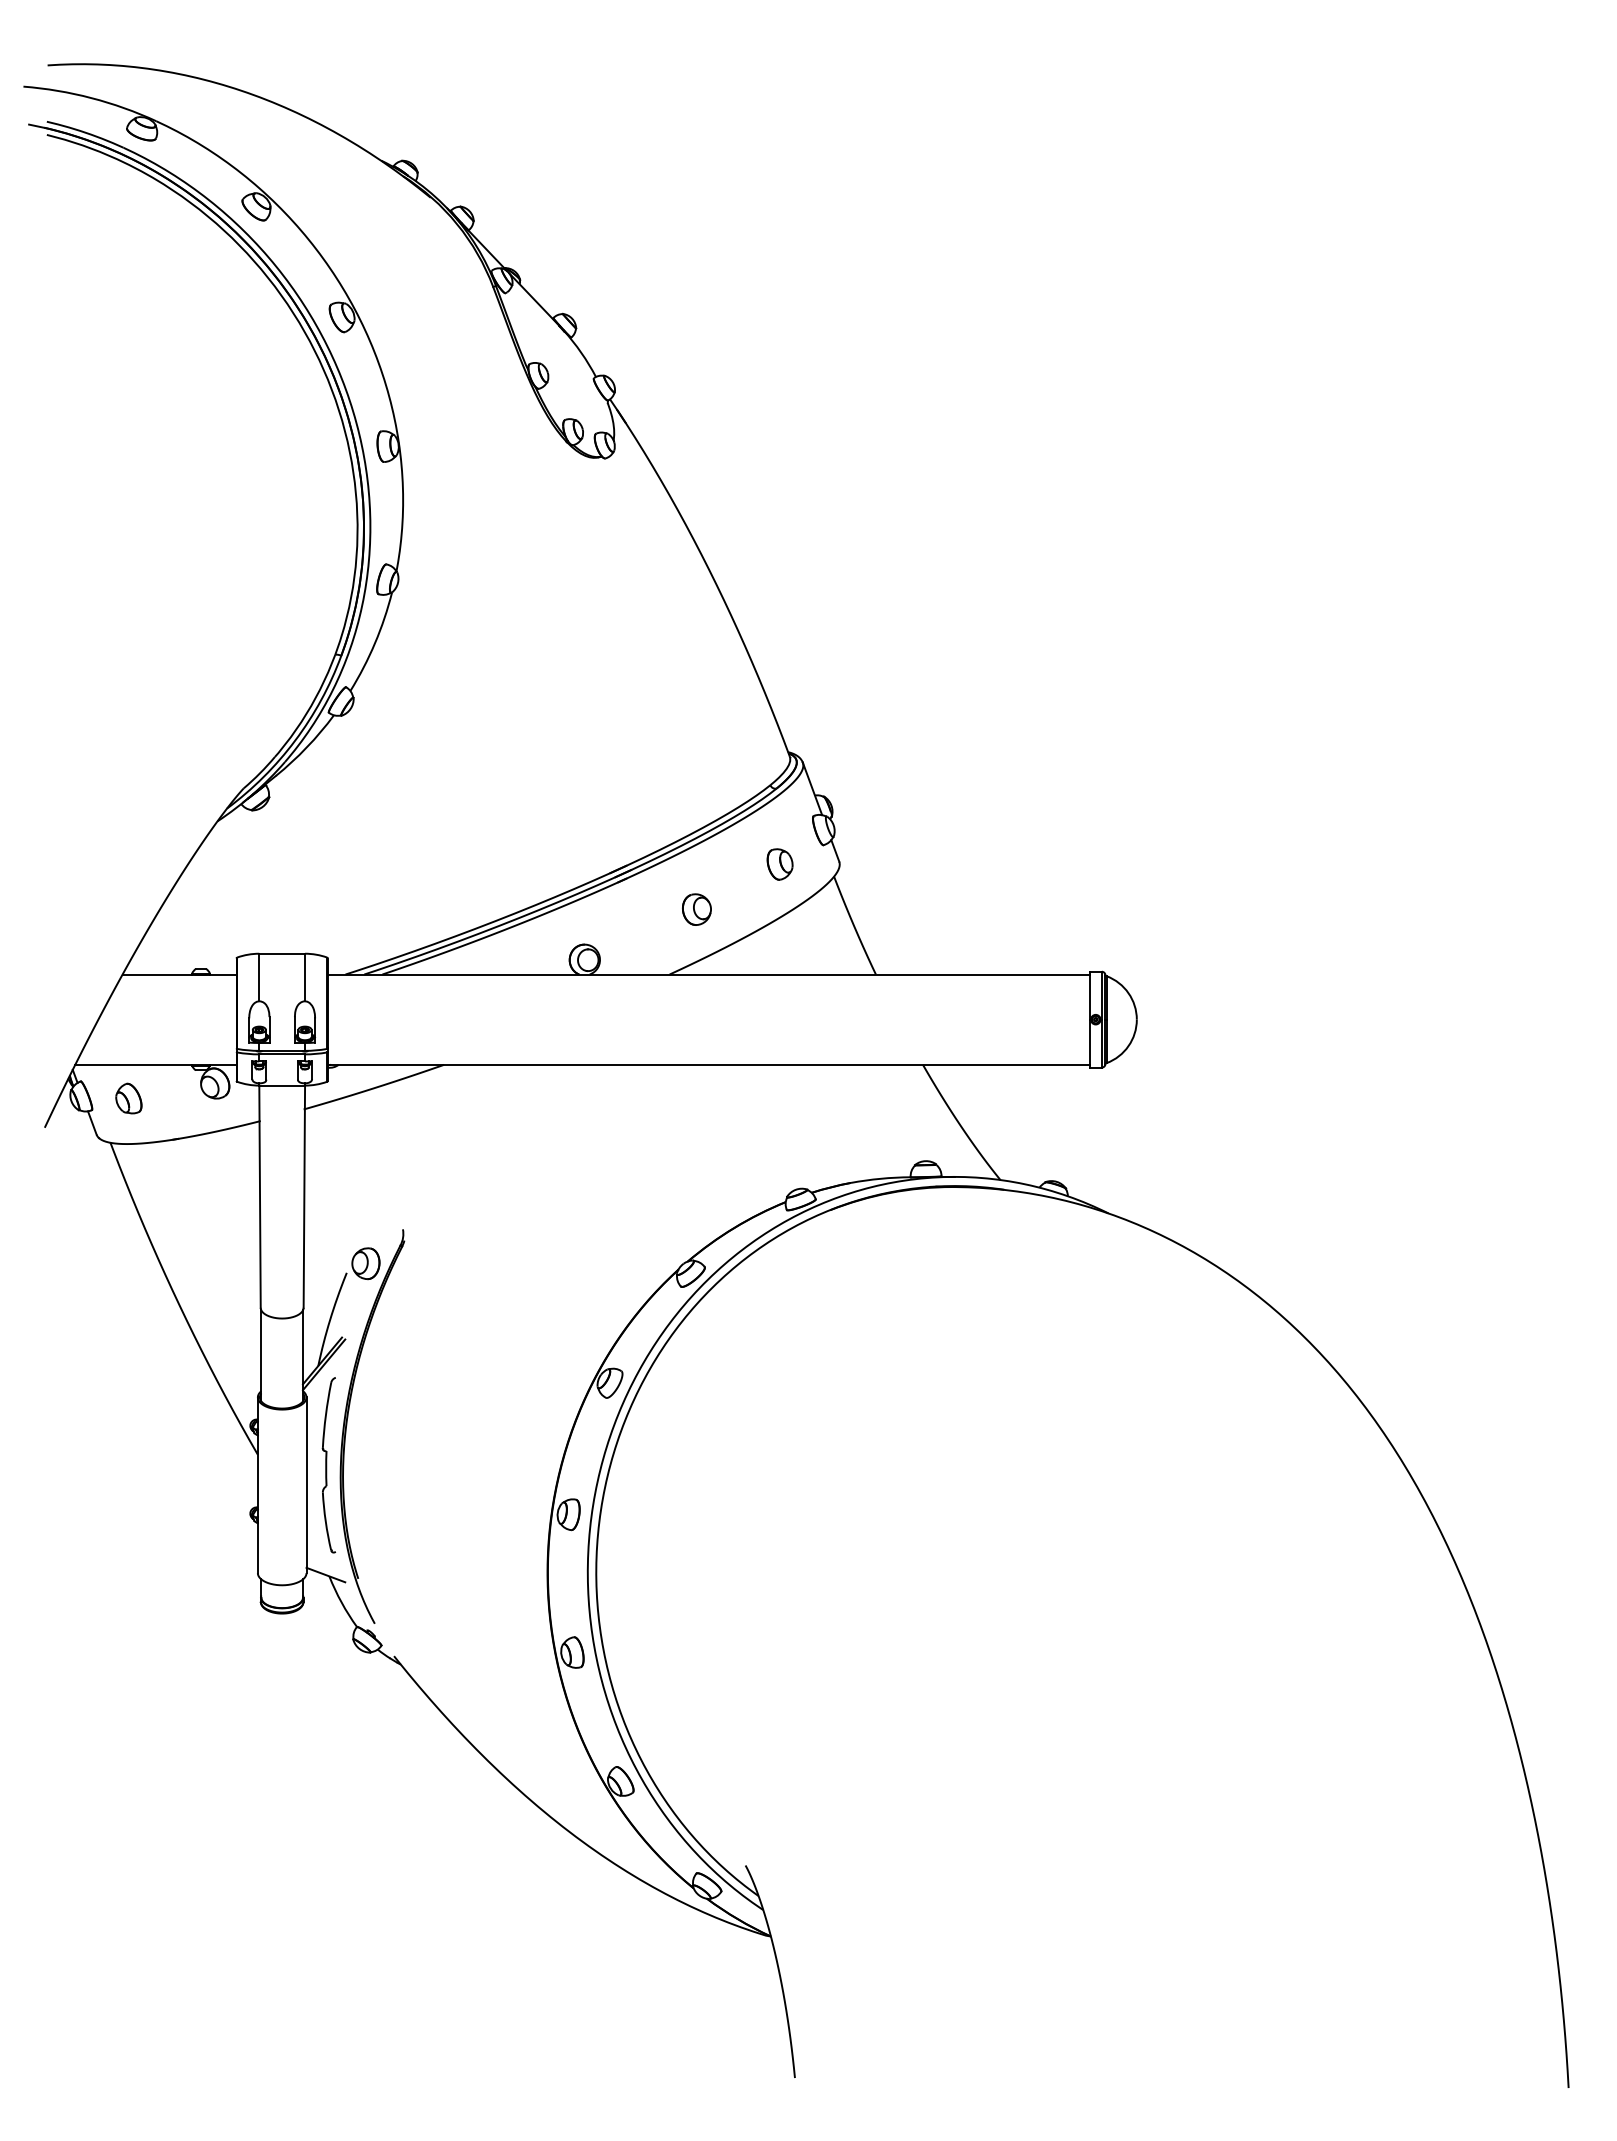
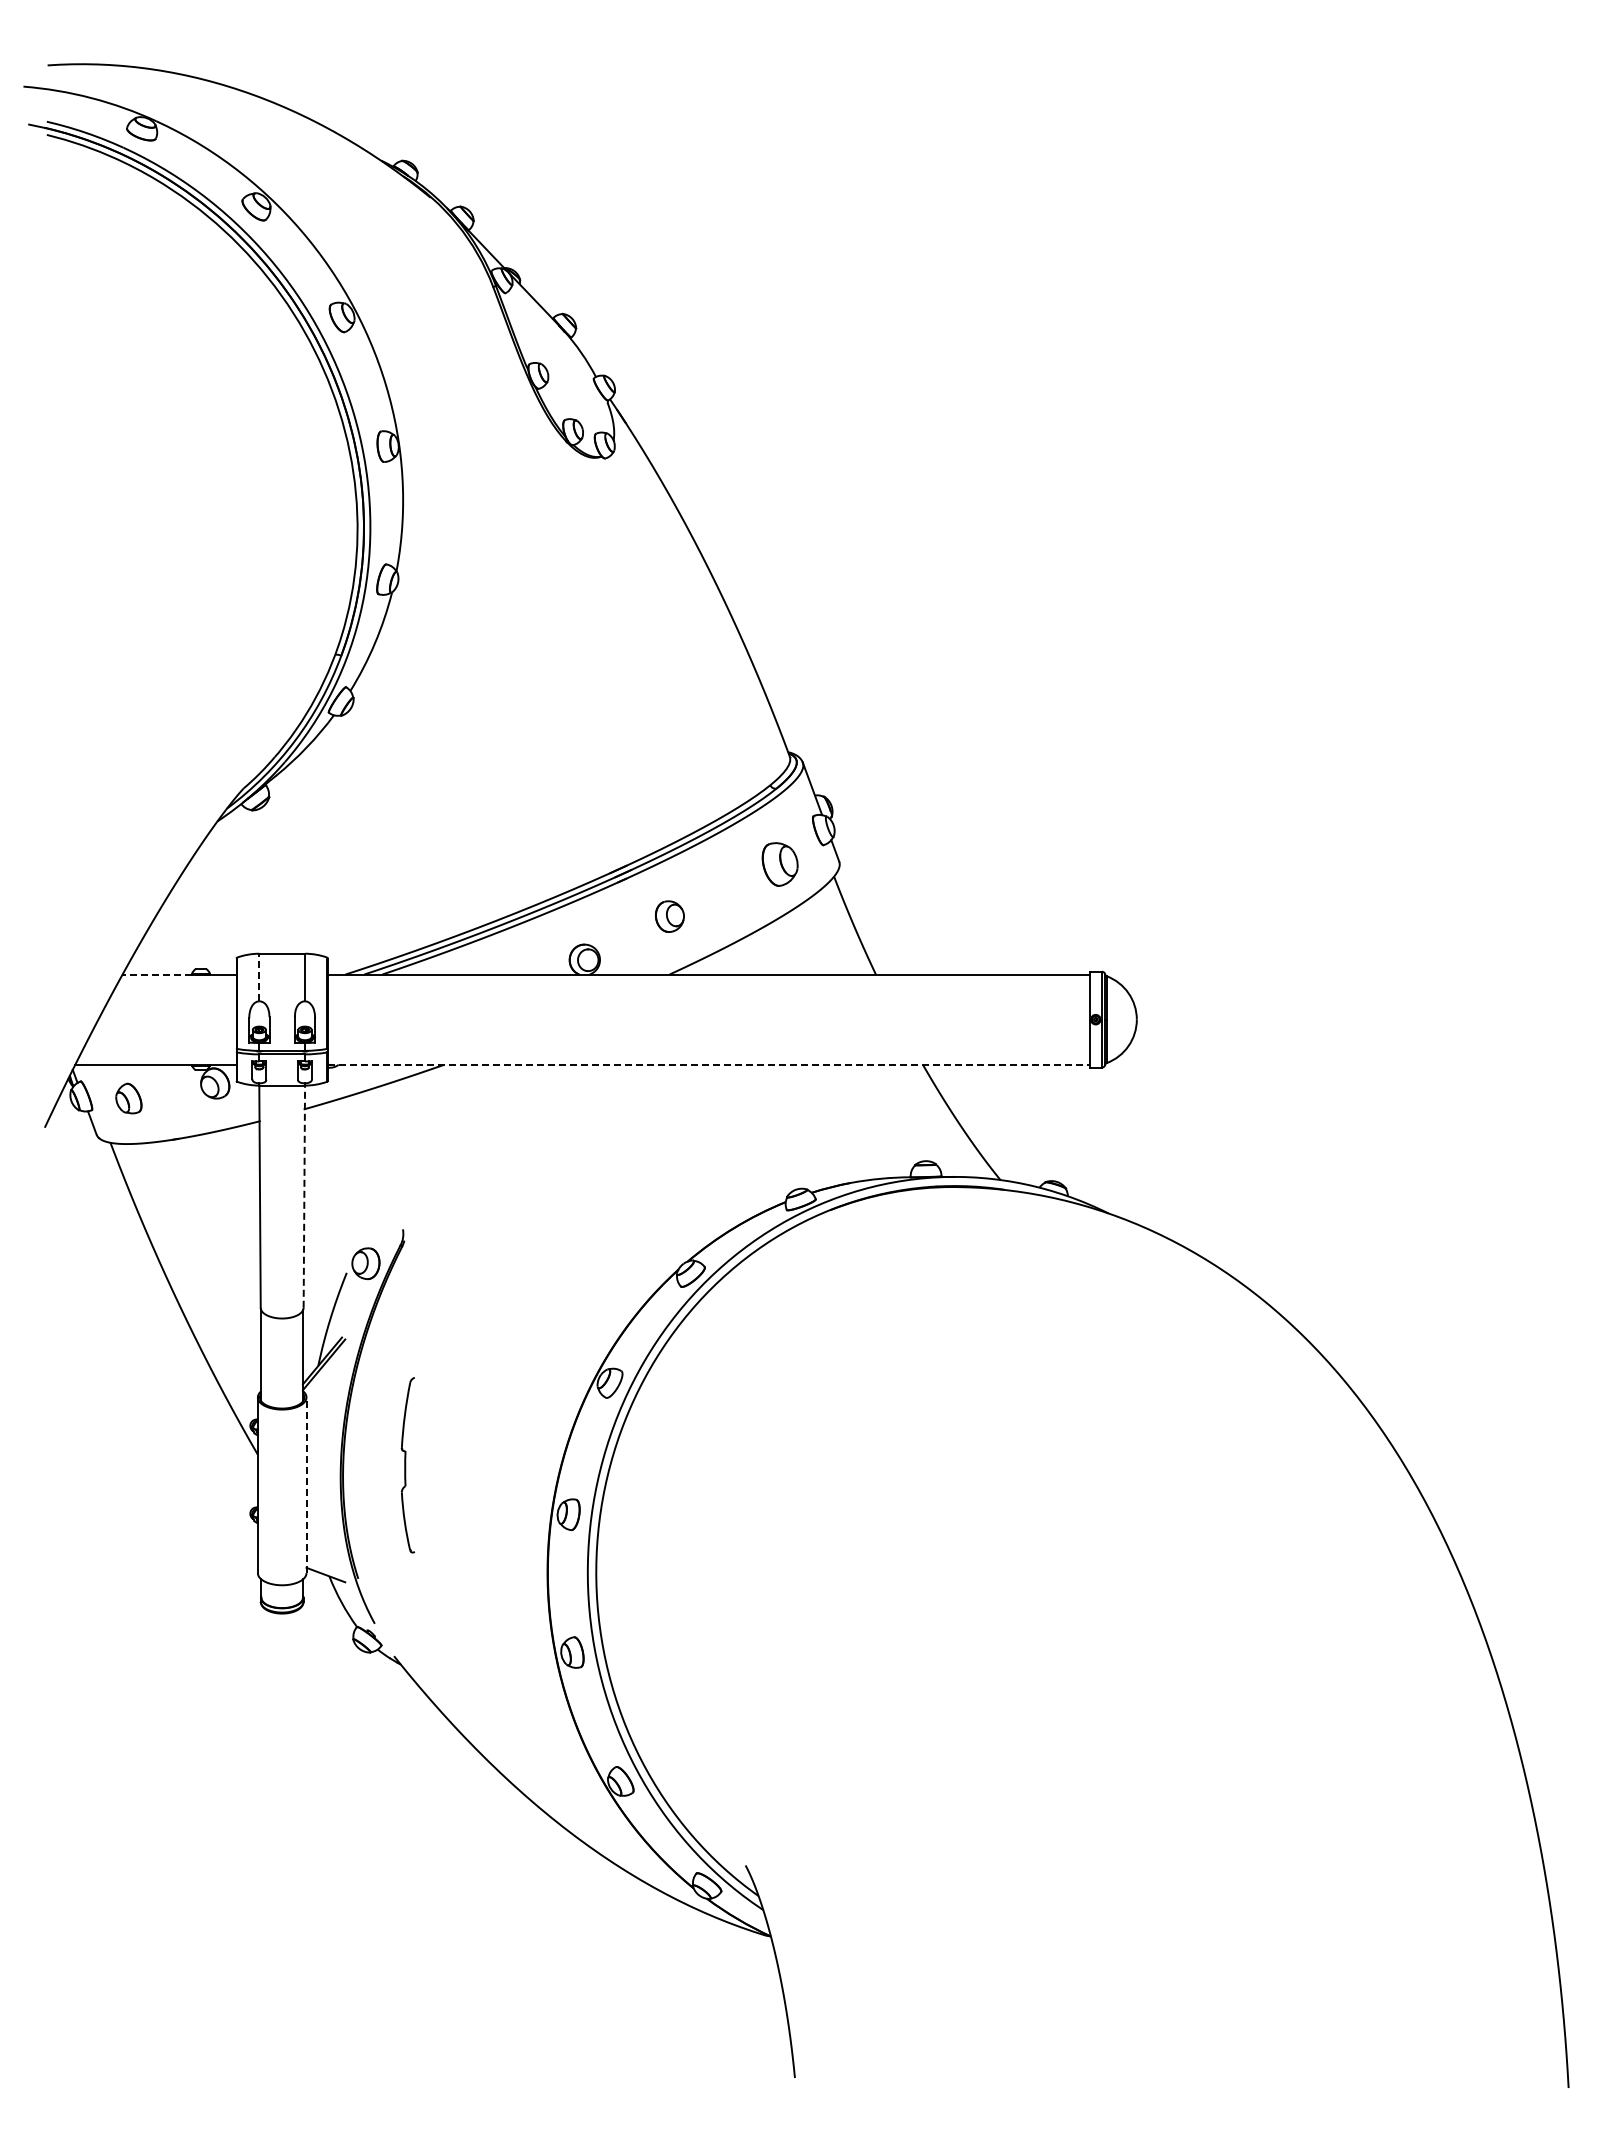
part size: 28x33 px -> 38x45 px (779, 864)
part position: (696, 909) -> (669, 916) (669, 916)
line: solid -> dashed (157, 974)
line: solid -> dashed (259, 977)
line: solid -> dashed (708, 1064)
line: solid -> dashed (304, 1196)
part position: (328, 1465) -> (407, 1465) (407, 1465)
line: solid -> dashed (306, 1485)
